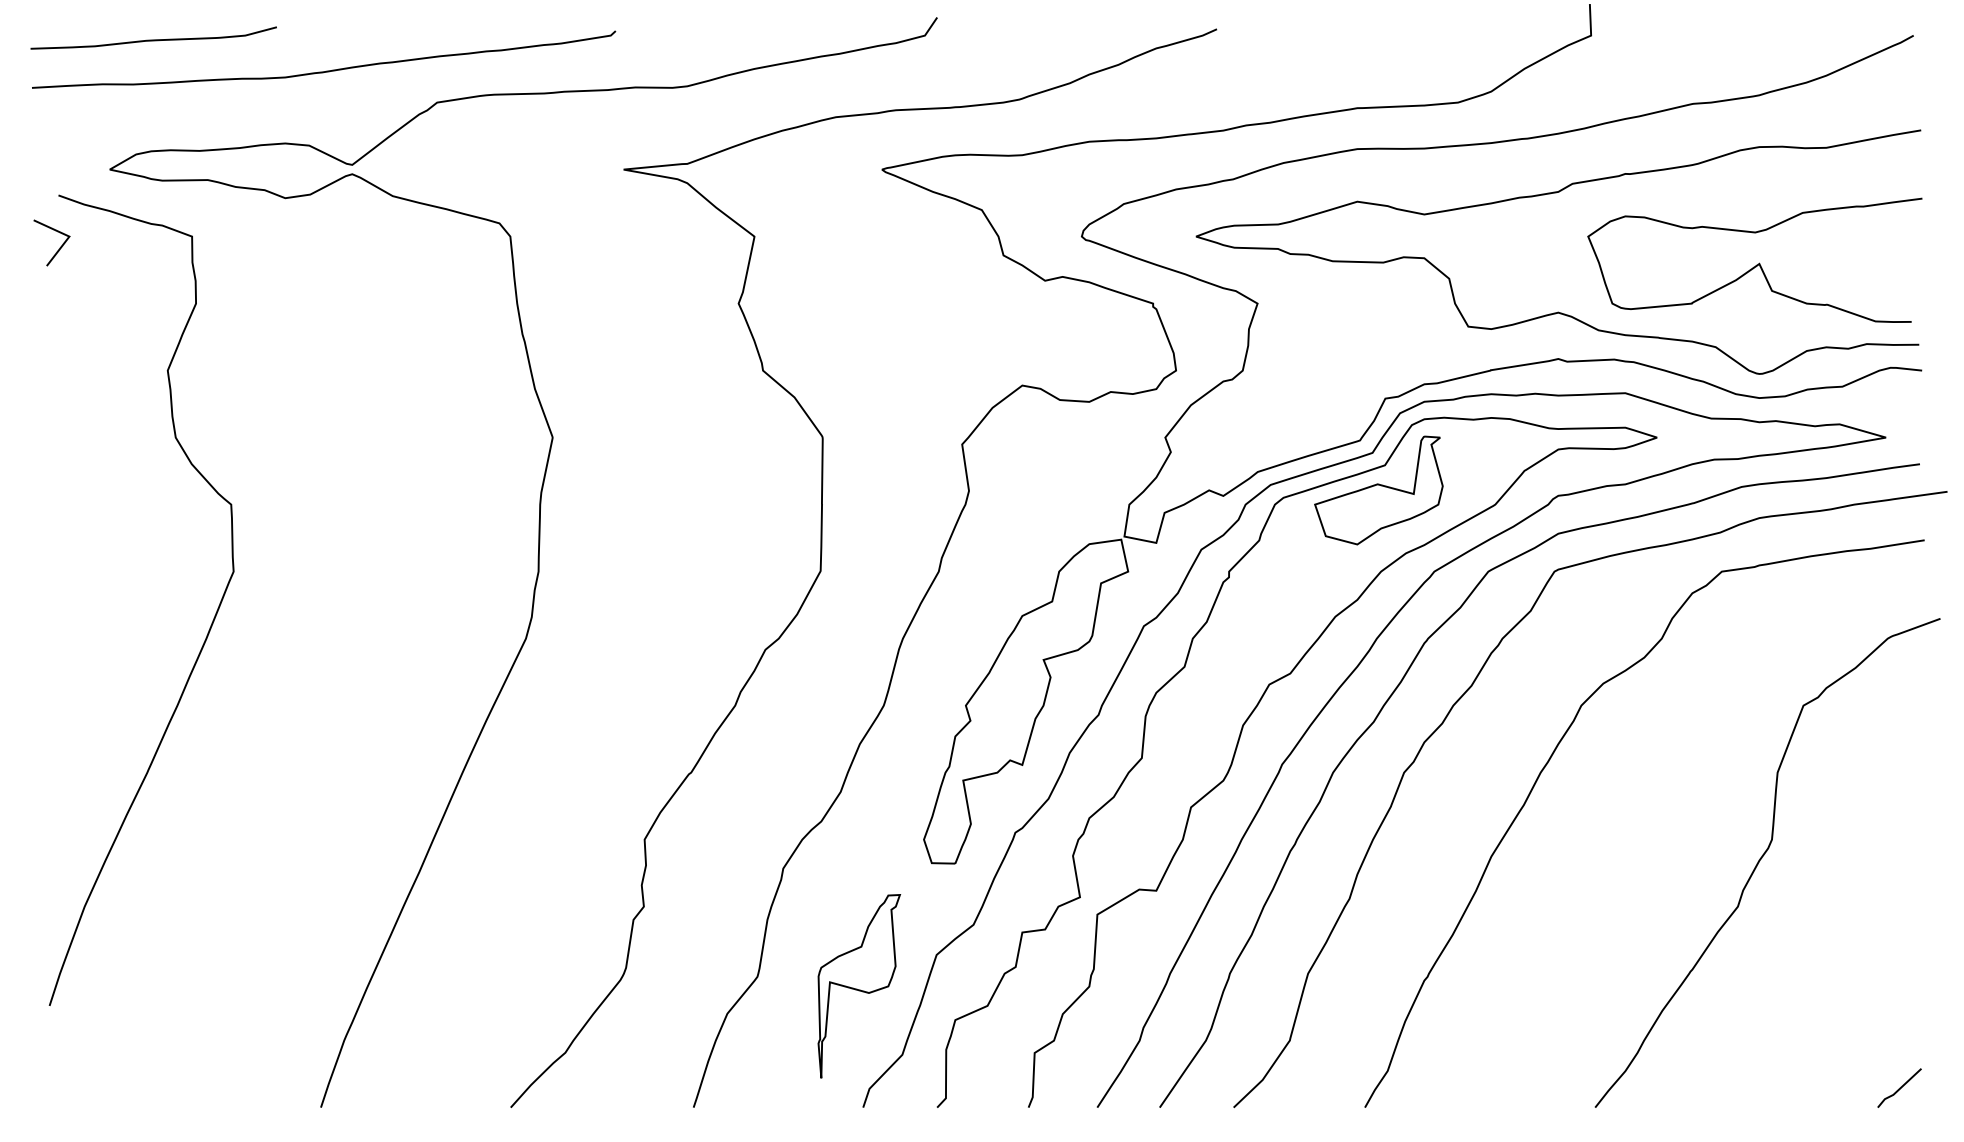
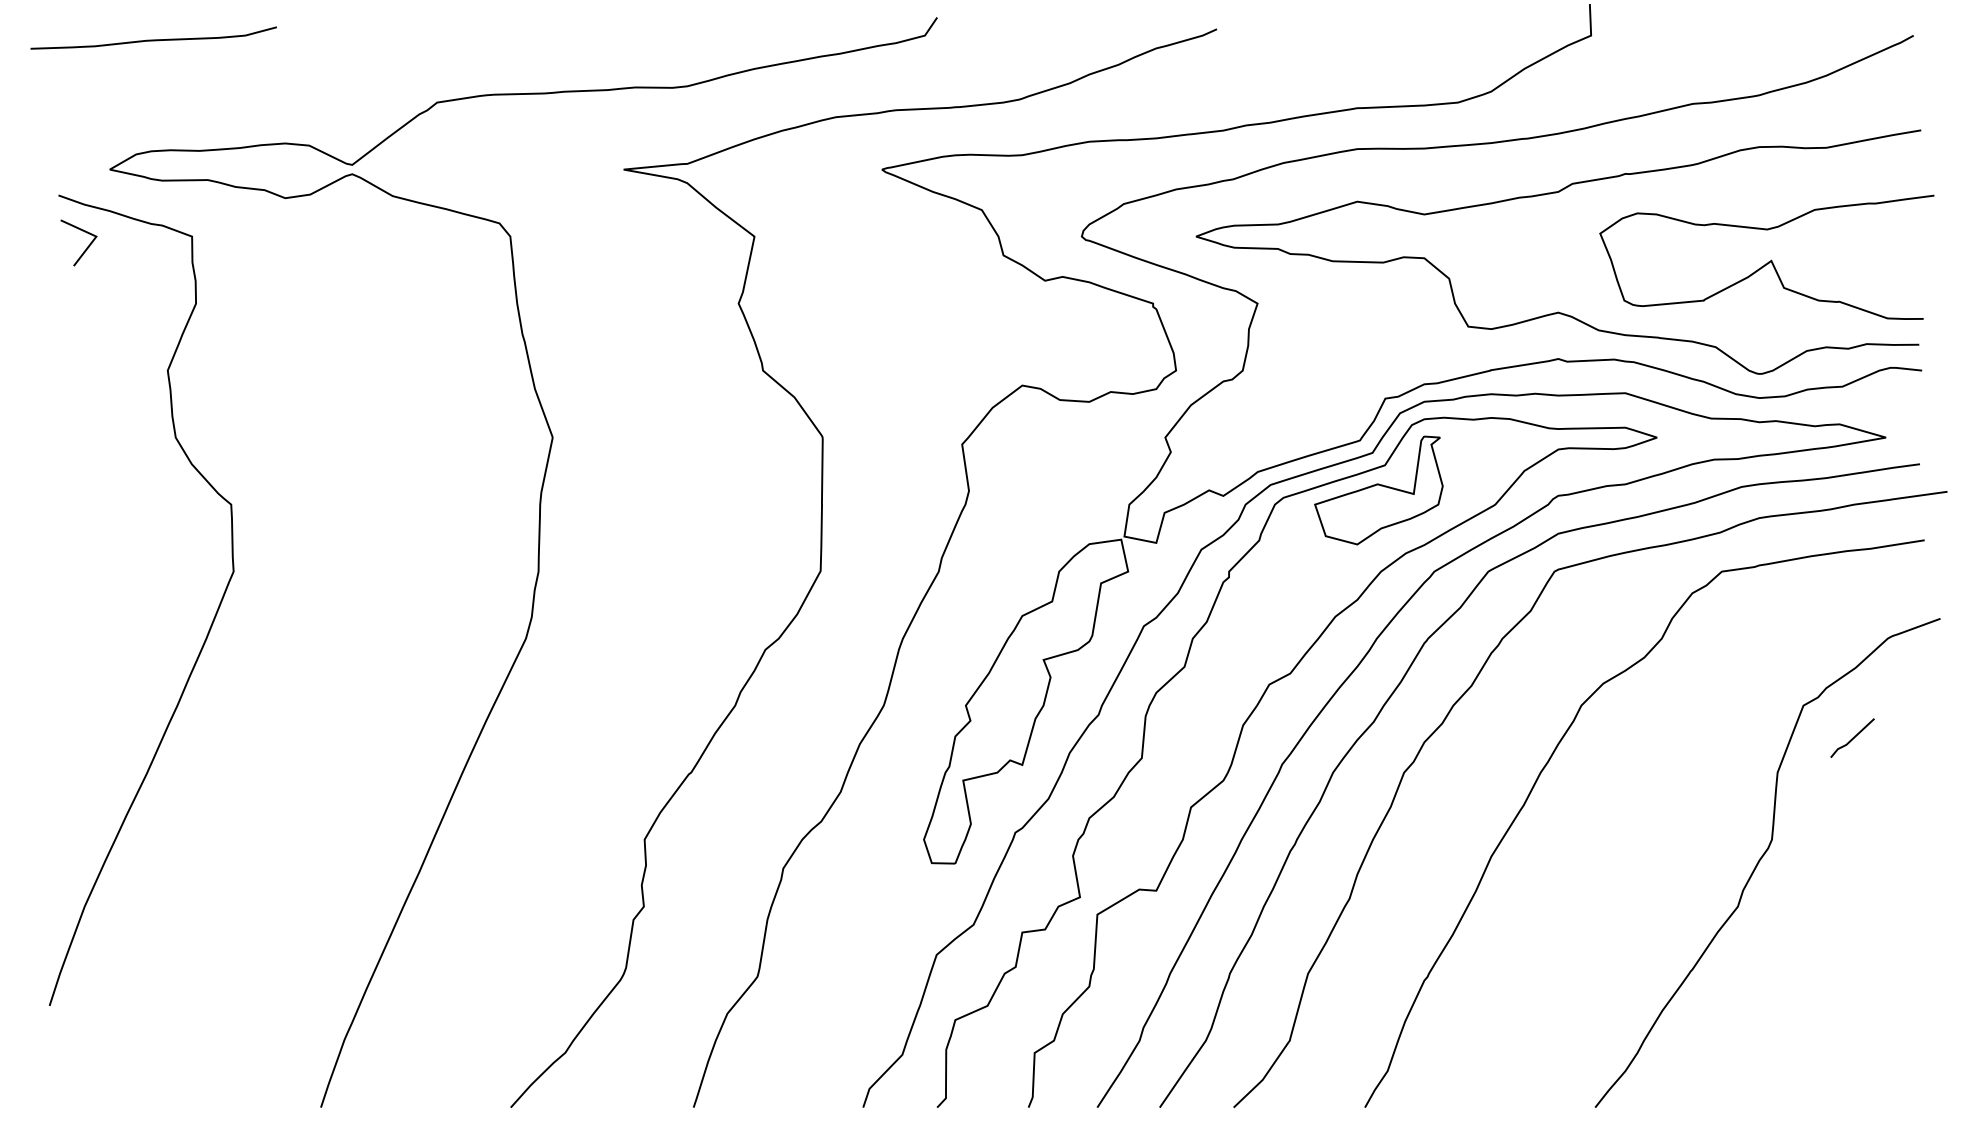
curve: present -> none (326, 70)
line position: (59, 247) -> (86, 247) (86, 247)
curve position: (1756, 264) -> (1768, 261) (1768, 261)
part: present -> none (859, 986)
line position: (1899, 1087) -> (1852, 737) (1852, 737)
